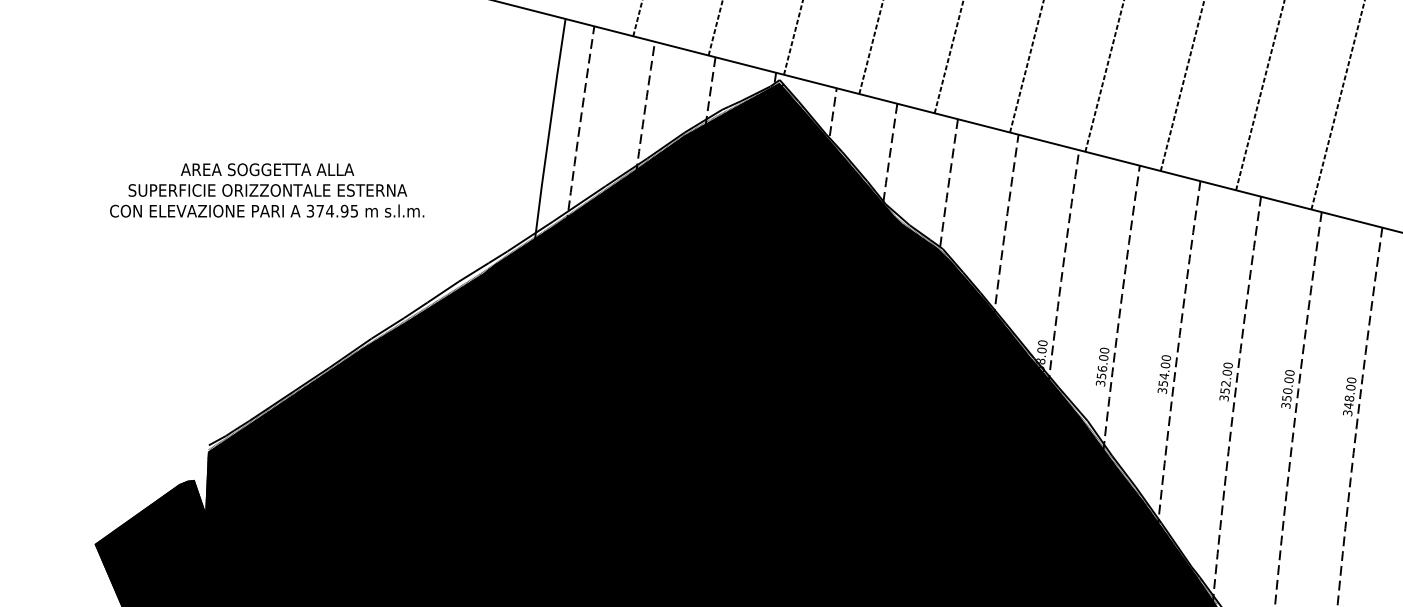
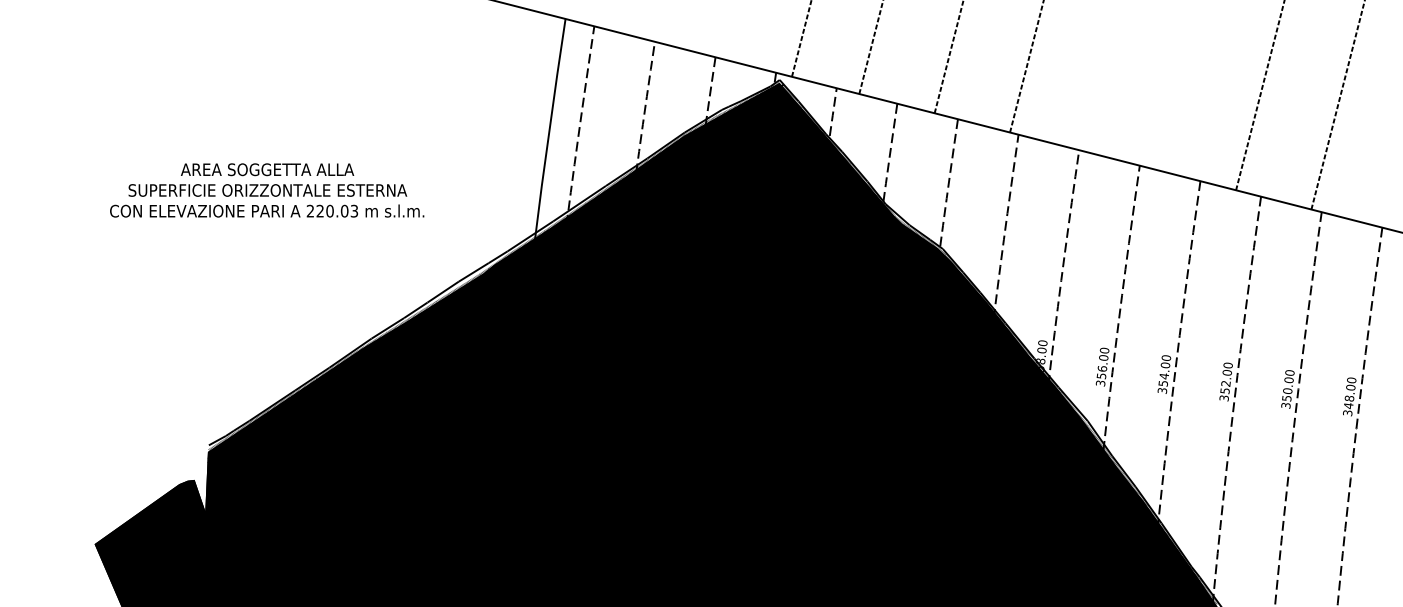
line: present -> none (637, 19)
line: present -> none (715, 28)
line position: (792, 38) -> (801, 39) (801, 39)
line: present -> none (1104, 76)
line: present -> none (1181, 86)
text: 374.95 -> 220.03 (331, 210)
